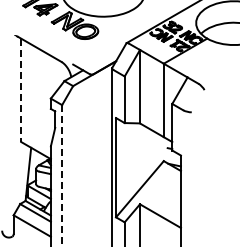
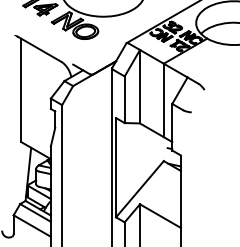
line: dashed -> solid (21, 90)
line: dashed -> solid (62, 176)
